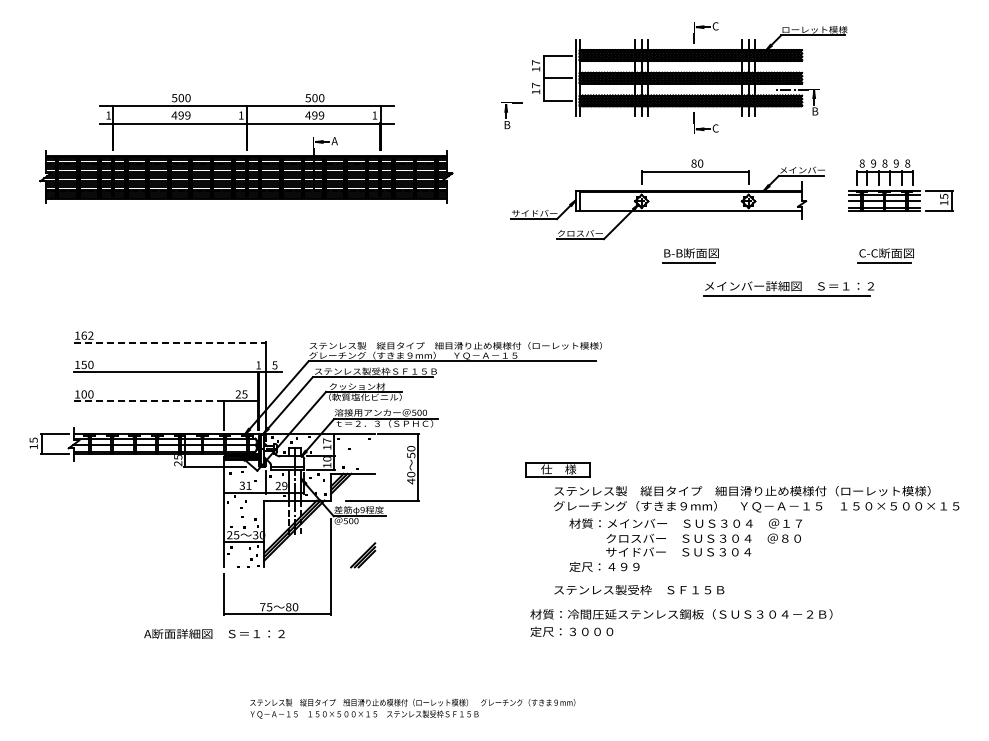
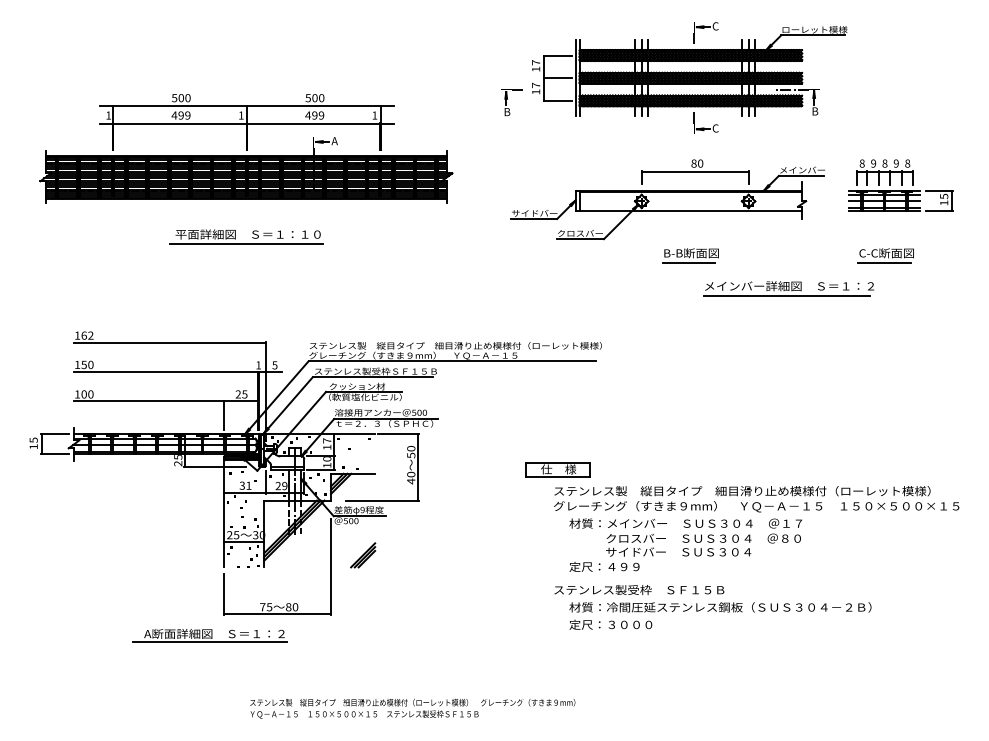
part position: (511, 115) -> (511, 102) (511, 102)
part: none -> present (252, 237)
line: dashed -> solid (169, 342)
line: dashed -> solid (149, 401)
text position: (681, 622) -> (720, 615) (720, 615)
line: none -> present (209, 642)
